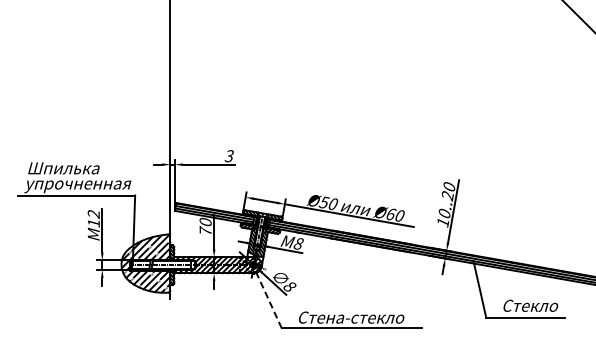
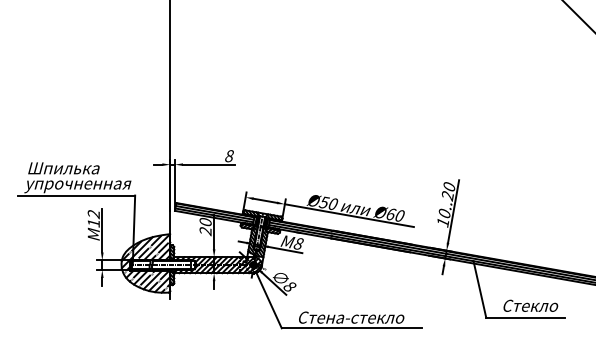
text: 3 -> 8 (228, 156)
text: 70 -> 20 (205, 231)
line: dashed -> solid (268, 299)
